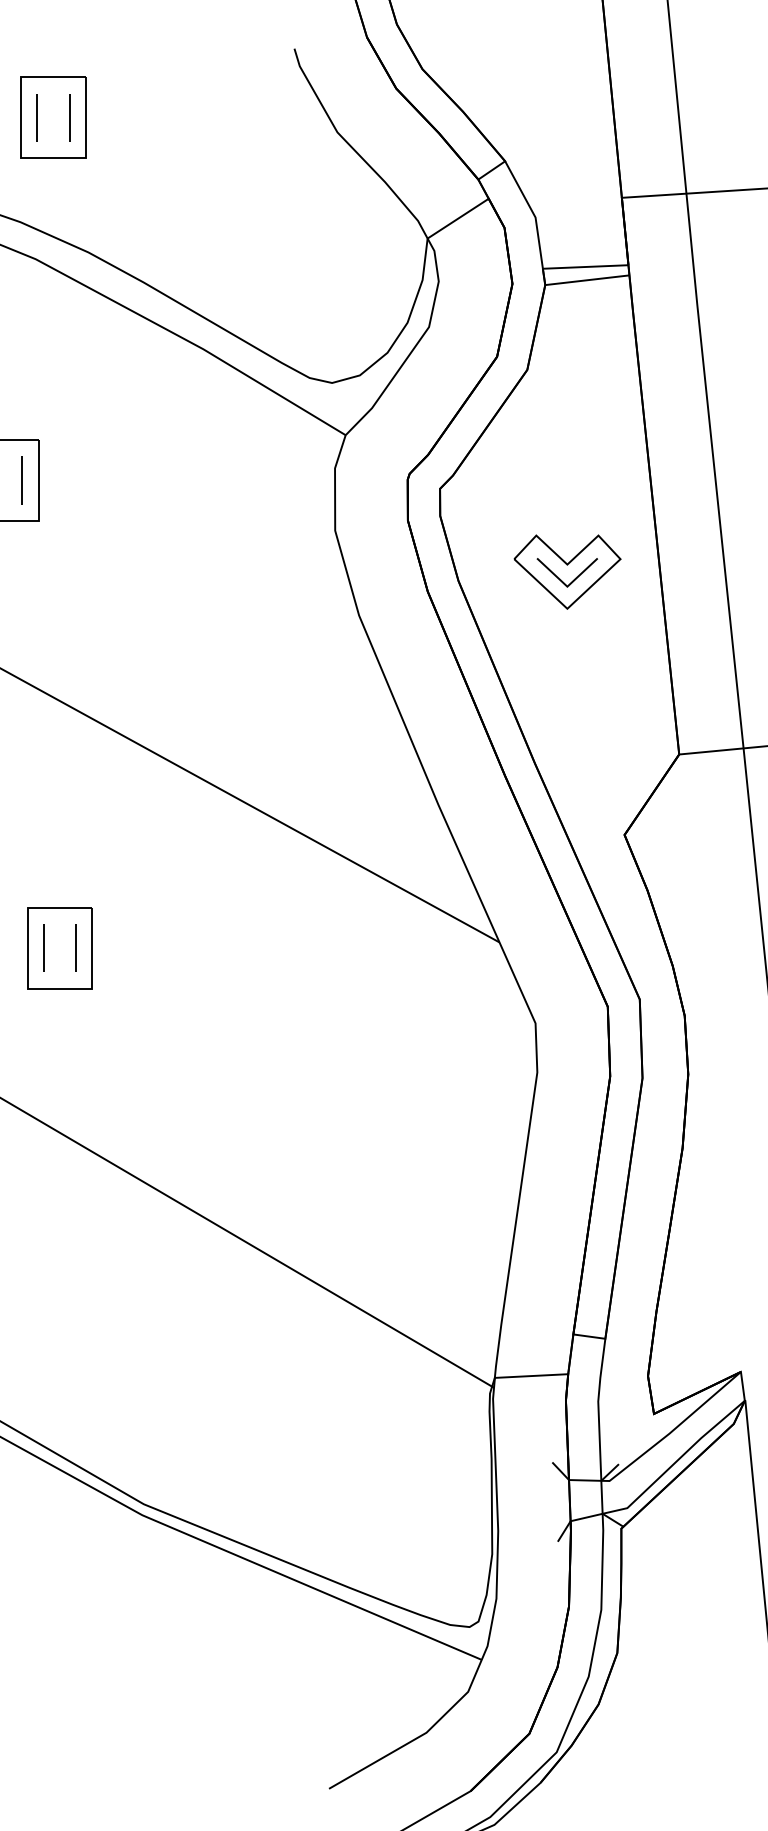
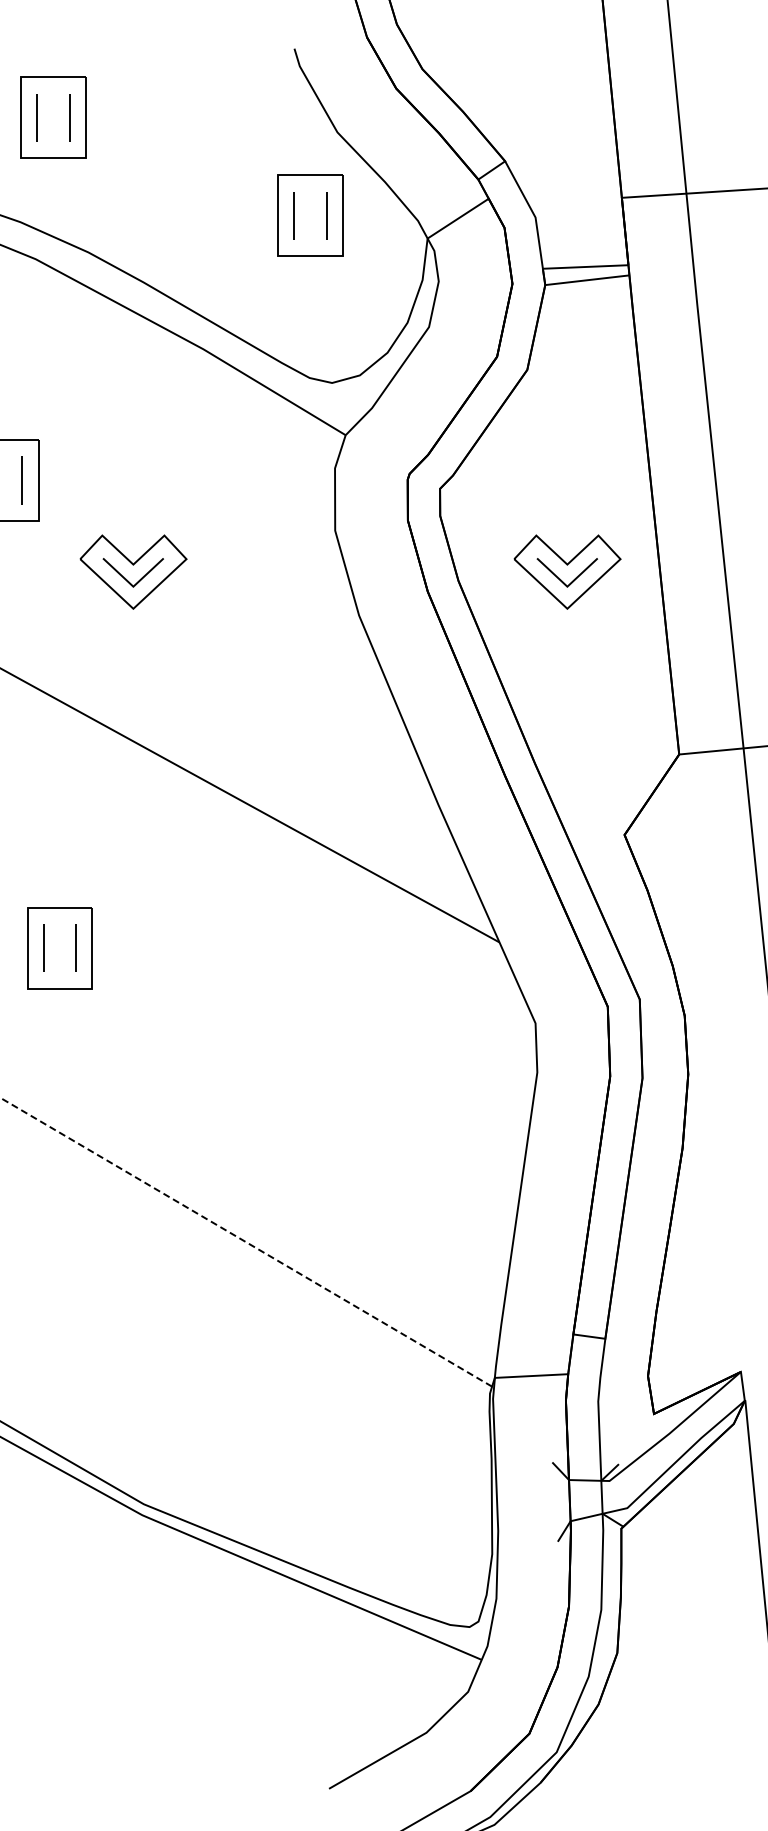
part: none -> present (310, 215)
part: none -> present (133, 571)
line: solid -> dashed (248, 1243)
